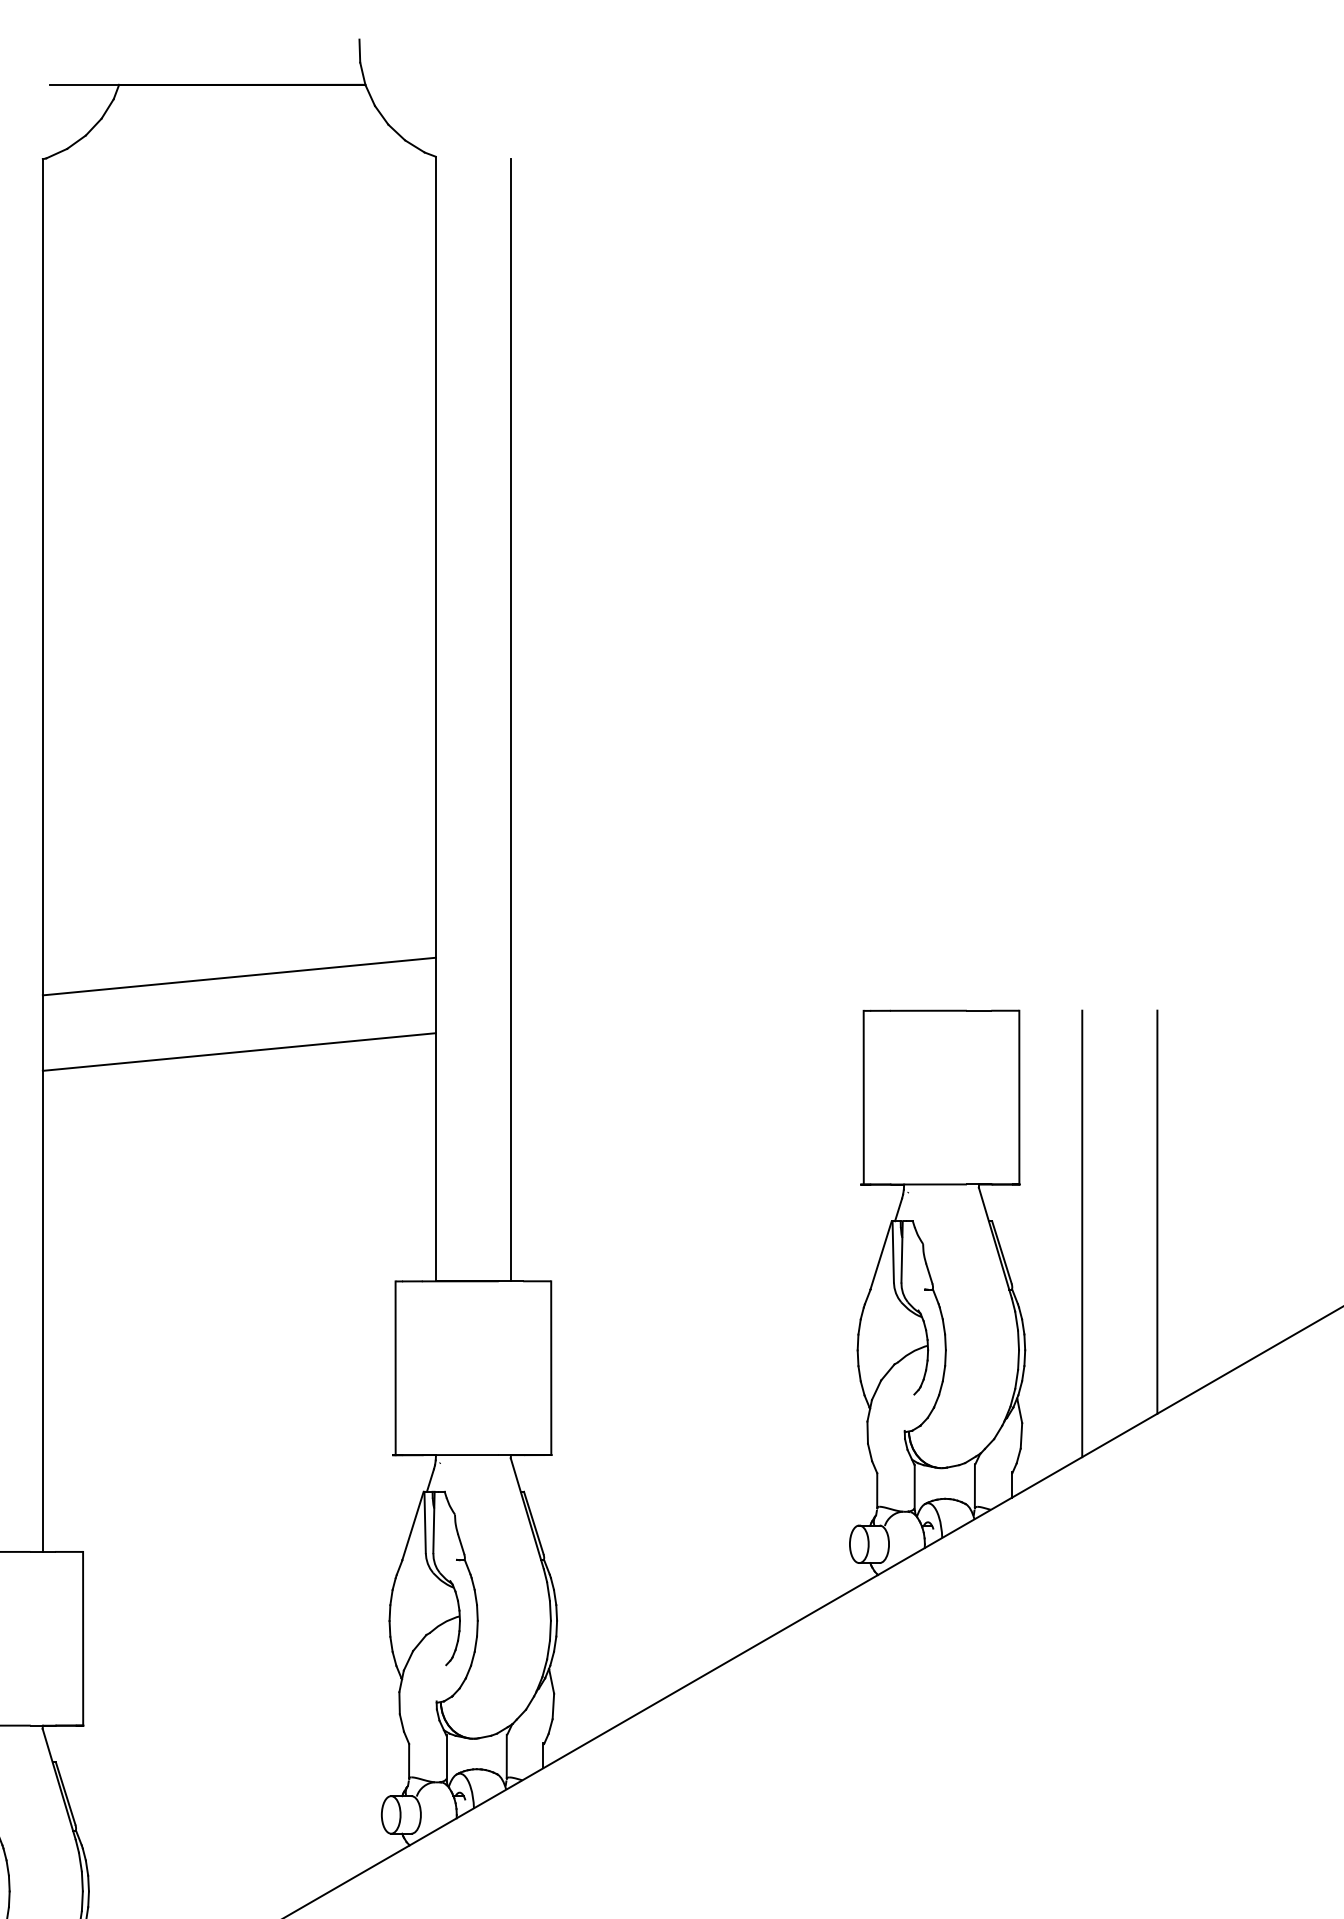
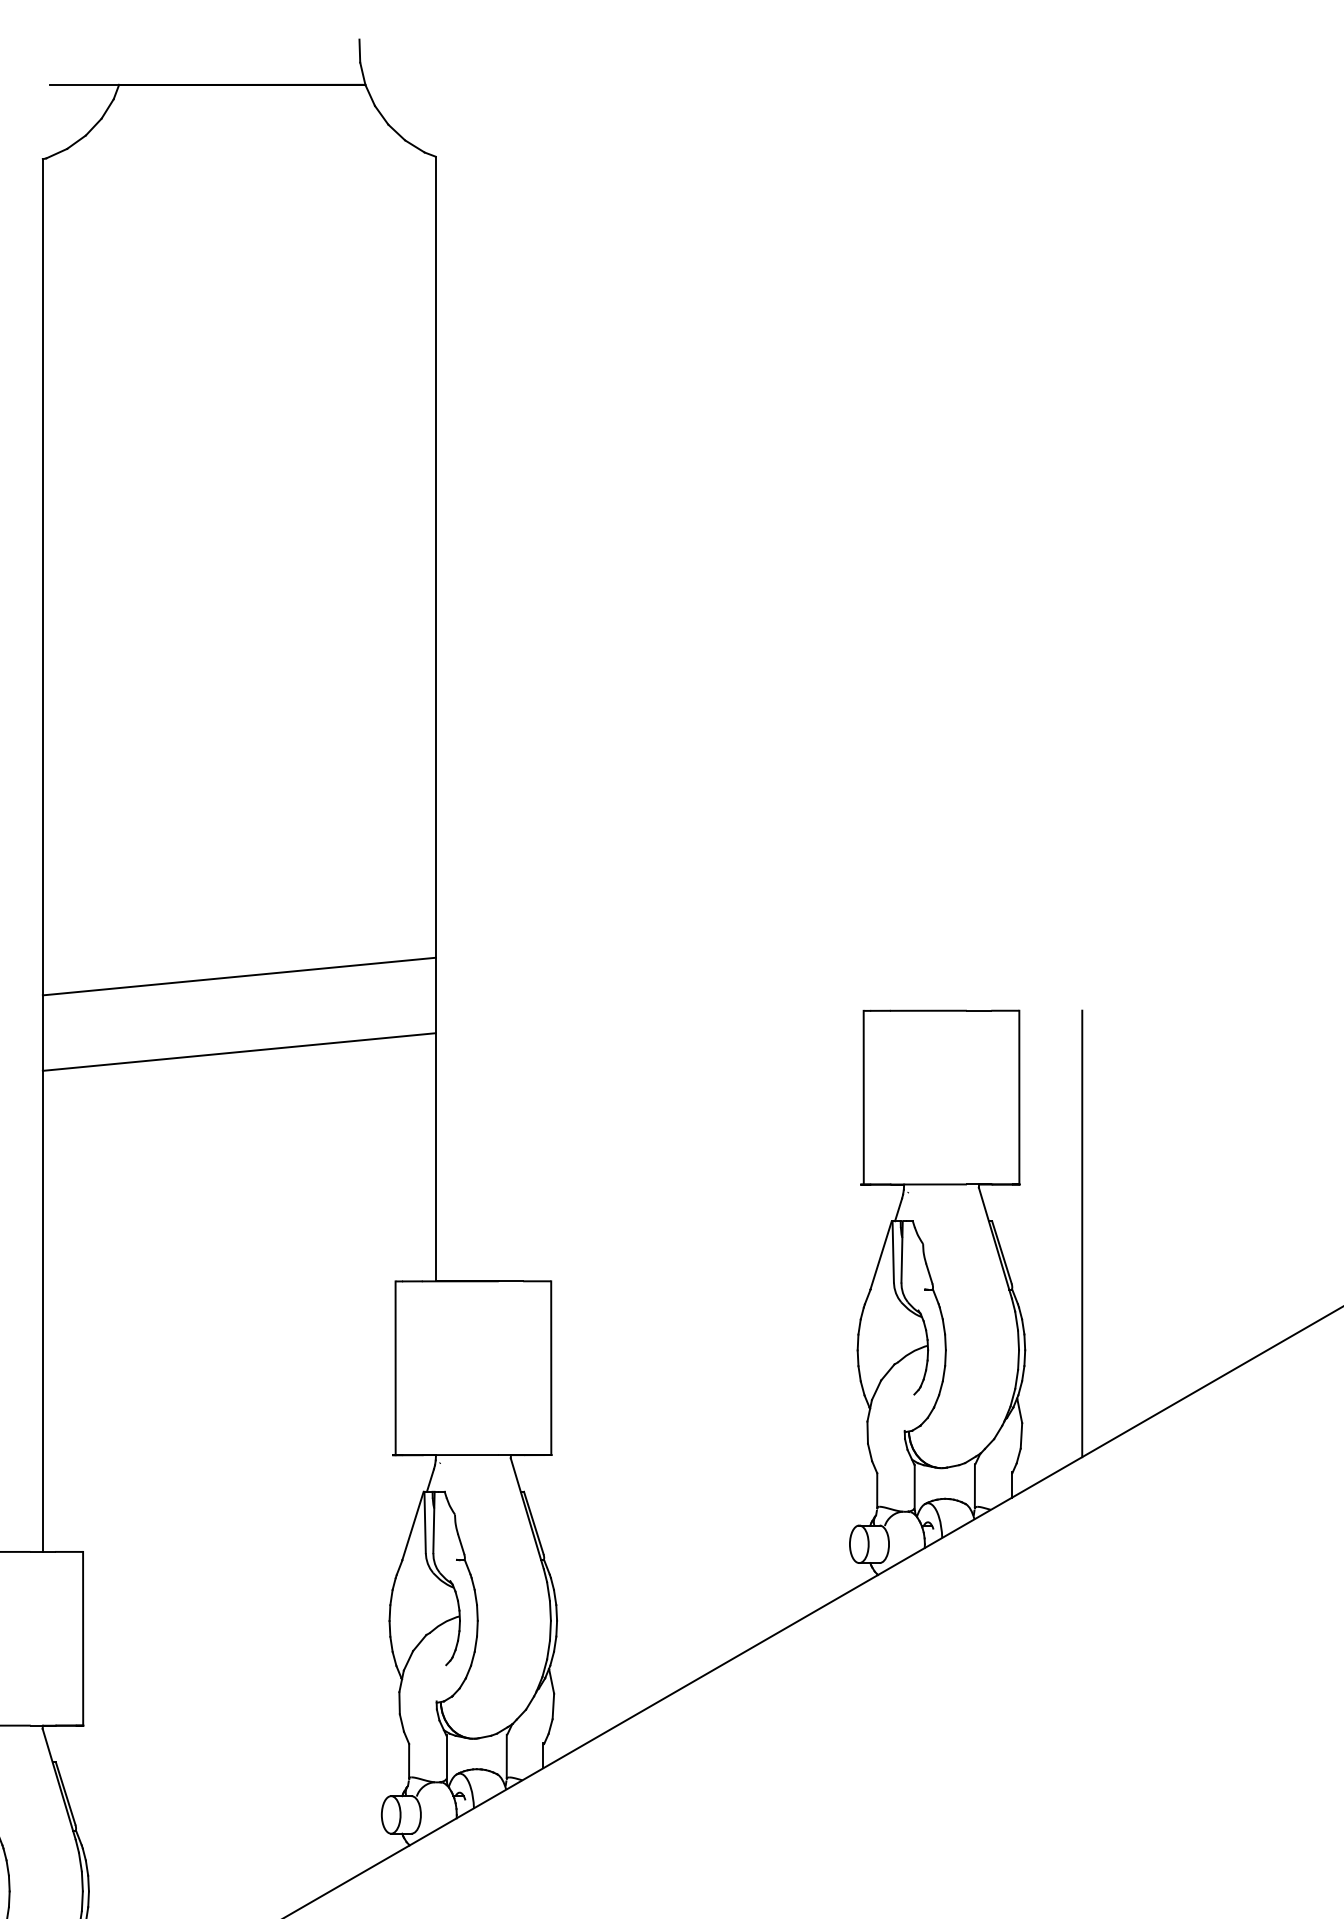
line: present -> none (510, 719)
line: present -> none (1157, 1211)
